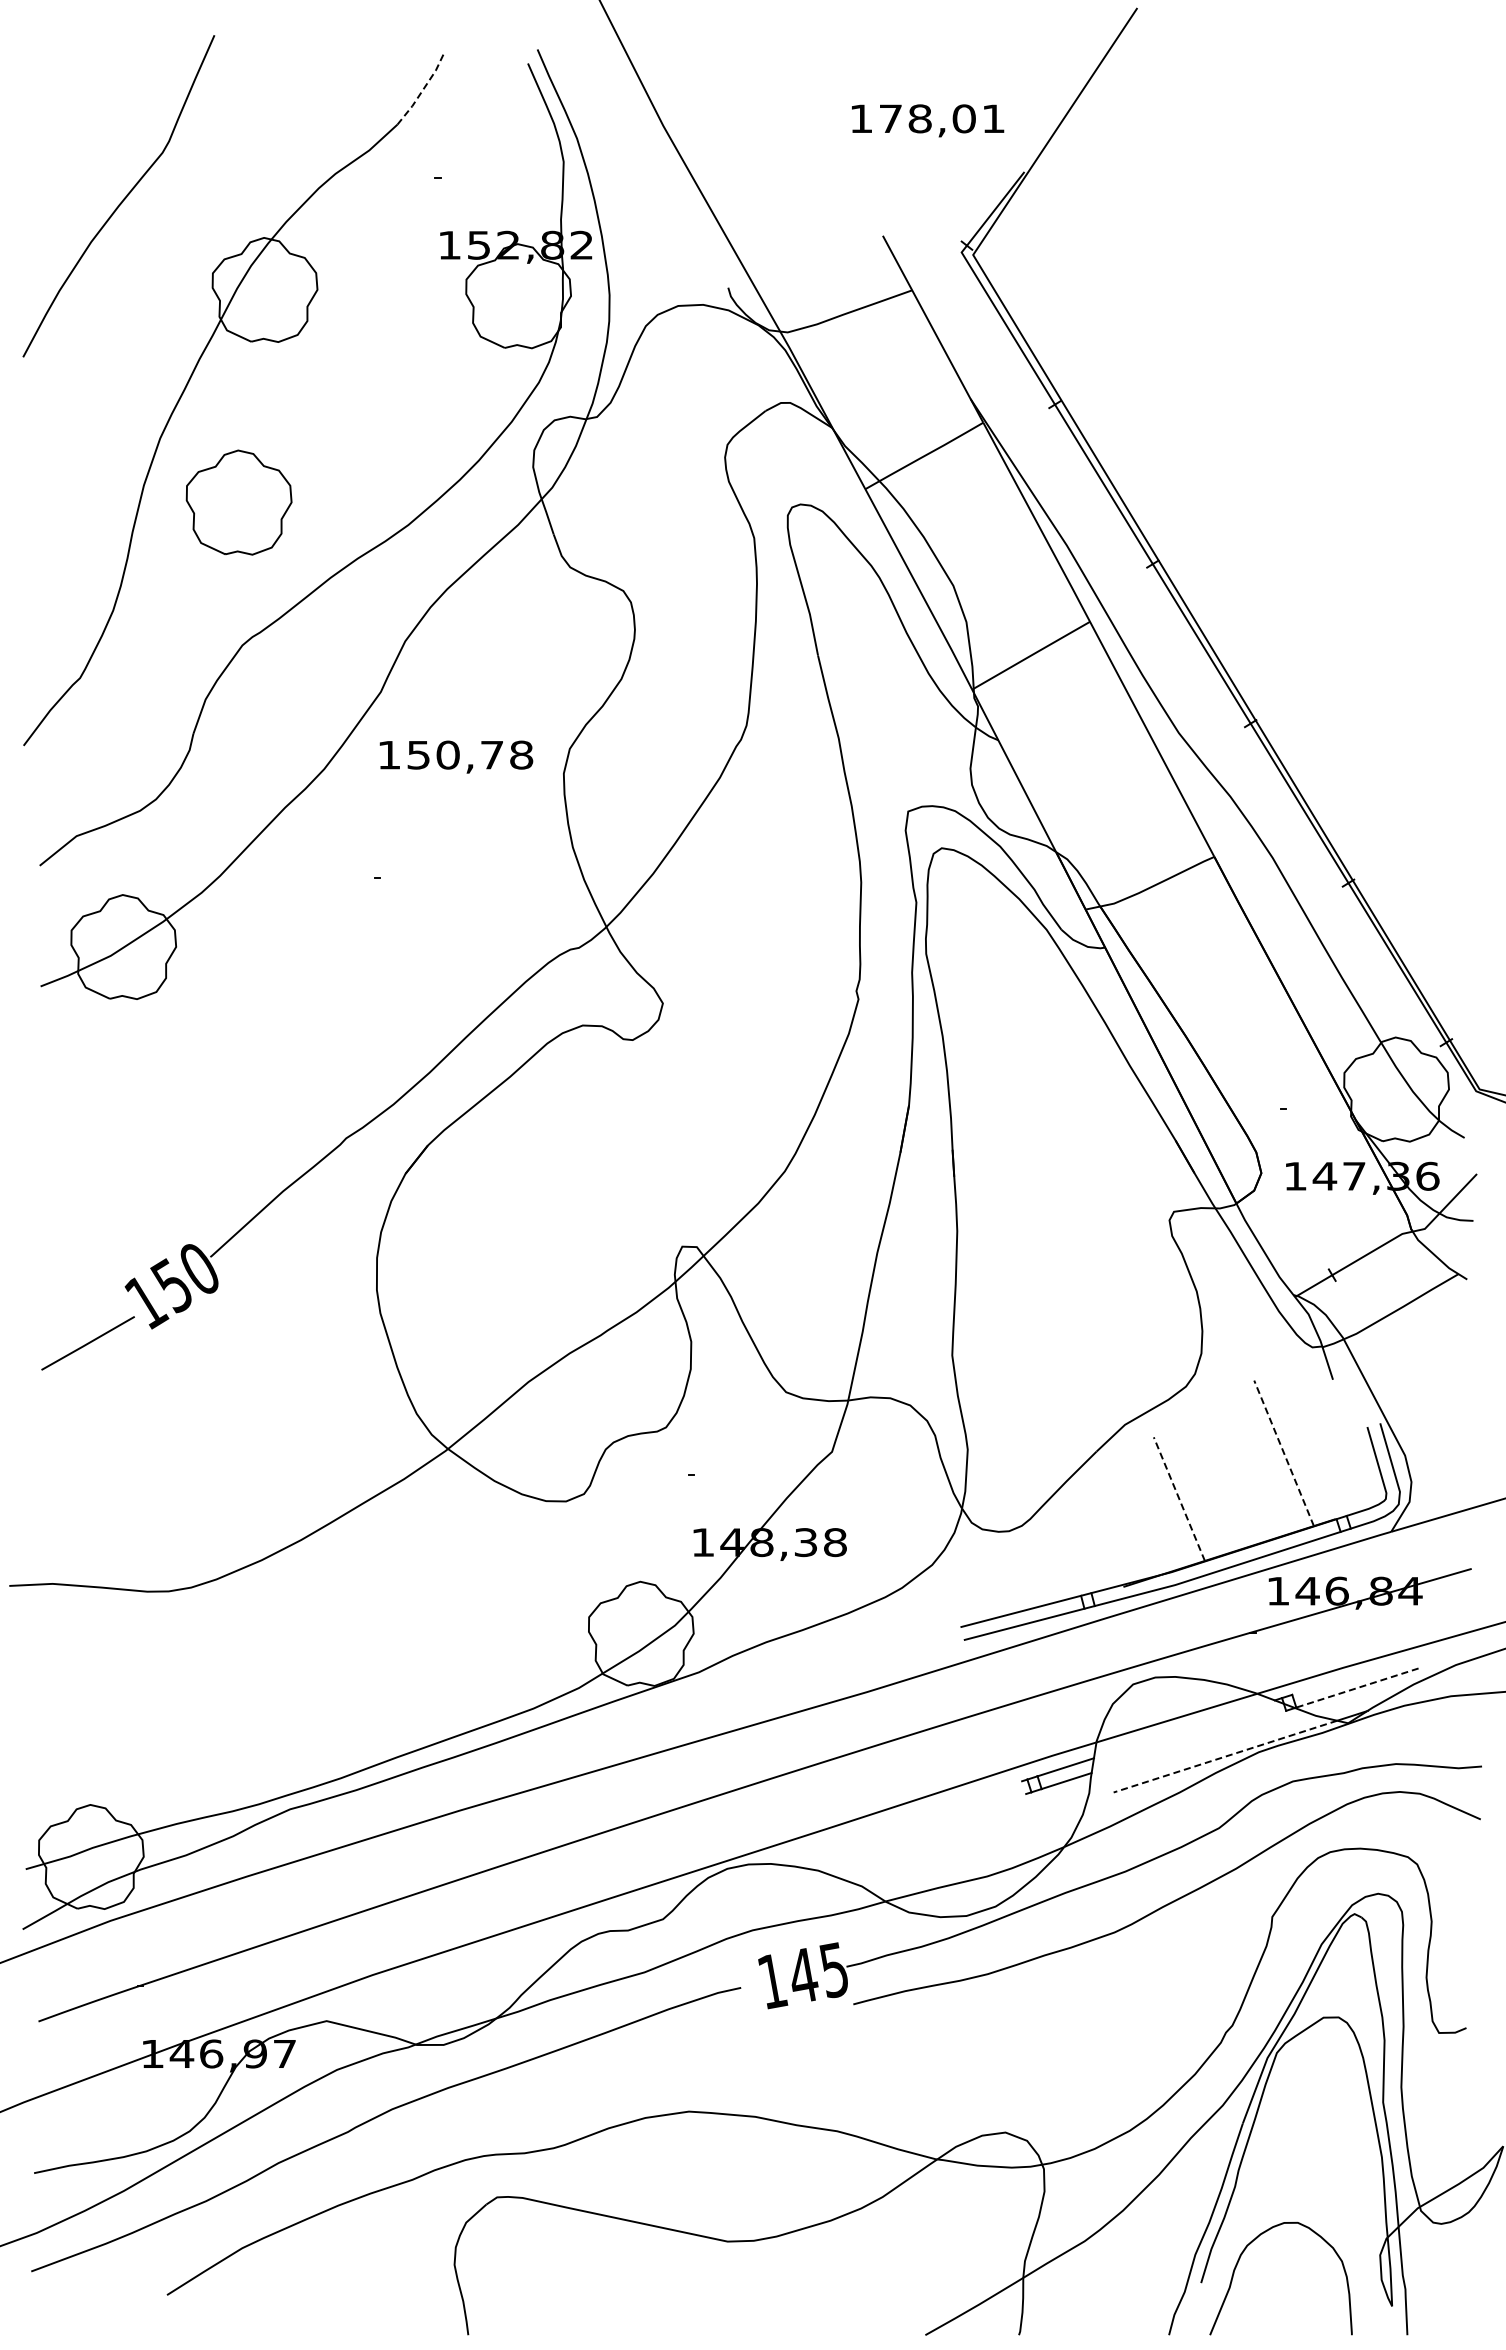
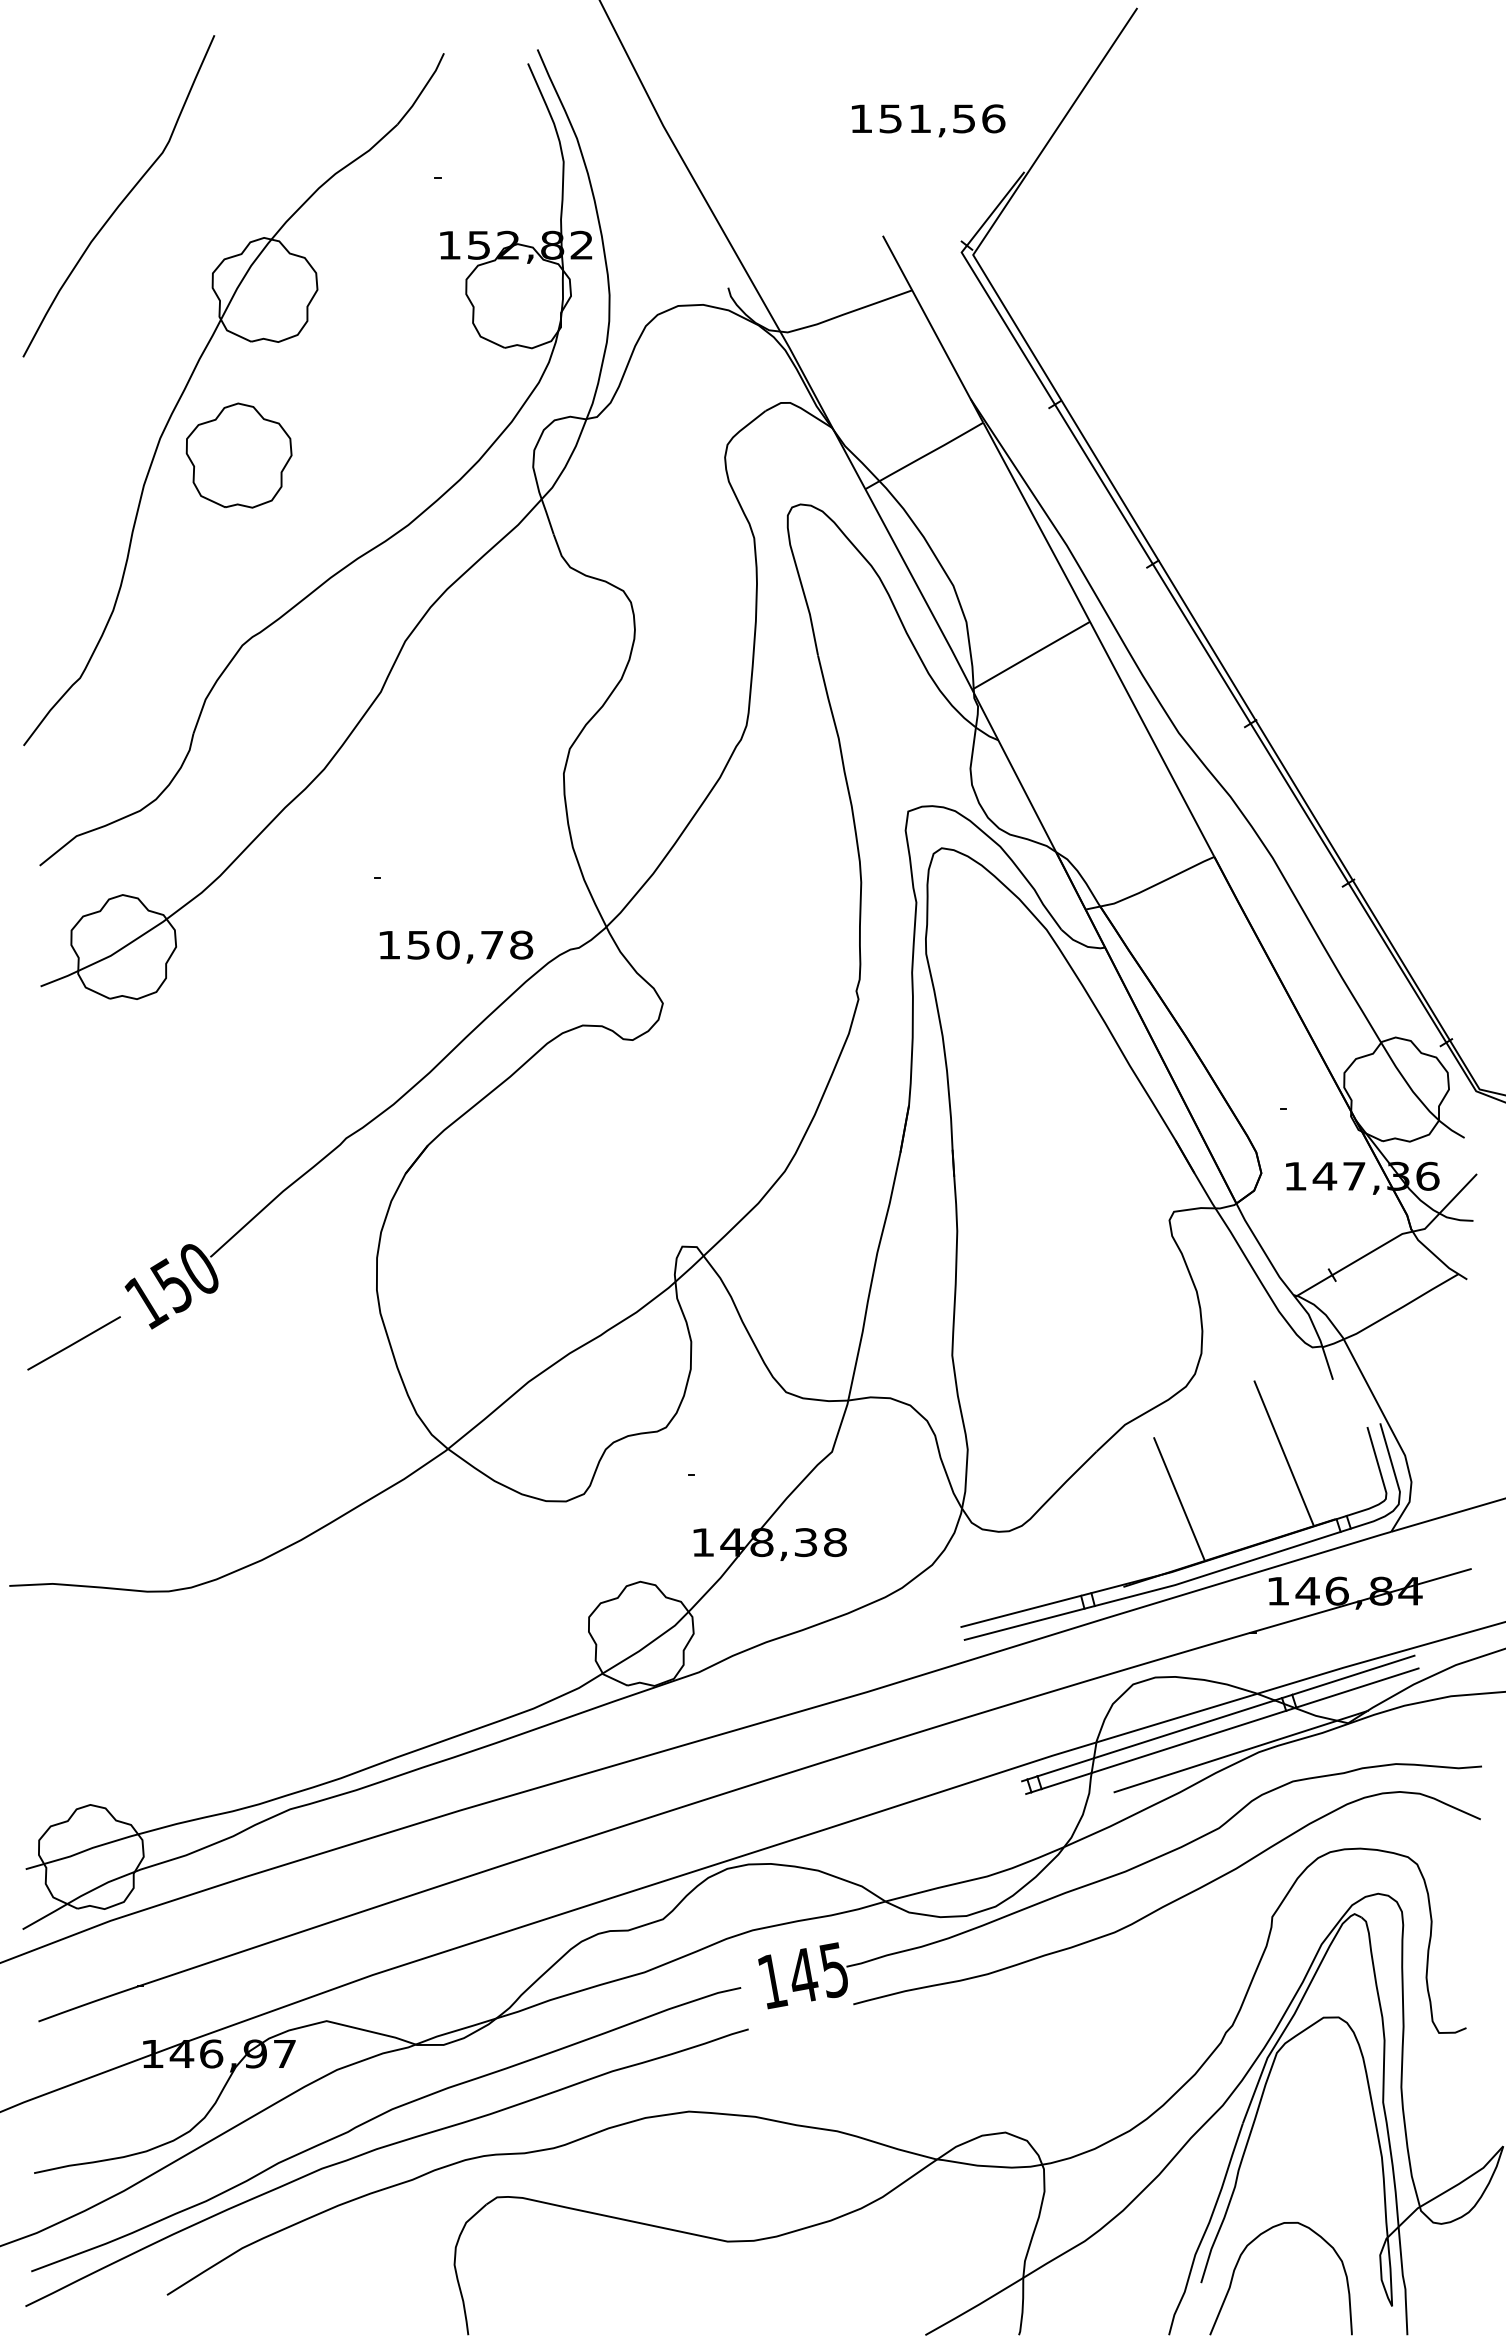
line: dashed -> solid (423, 89)
text: 178,01 -> 151,56 (942, 118)
part position: (238, 502) -> (238, 455) (238, 455)
text position: (456, 756) -> (456, 946) (456, 946)
line position: (87, 1343) -> (73, 1343) (73, 1343)
line: dashed -> solid (1284, 1453)
line: dashed -> solid (1179, 1499)
line: none -> present (1353, 1674)
line: dashed -> solid (1356, 1688)
line: none -> present (1183, 1729)
line: none -> present (1188, 1741)
line: dashed -> solid (1224, 1756)
curve: none -> present (379, 2149)
